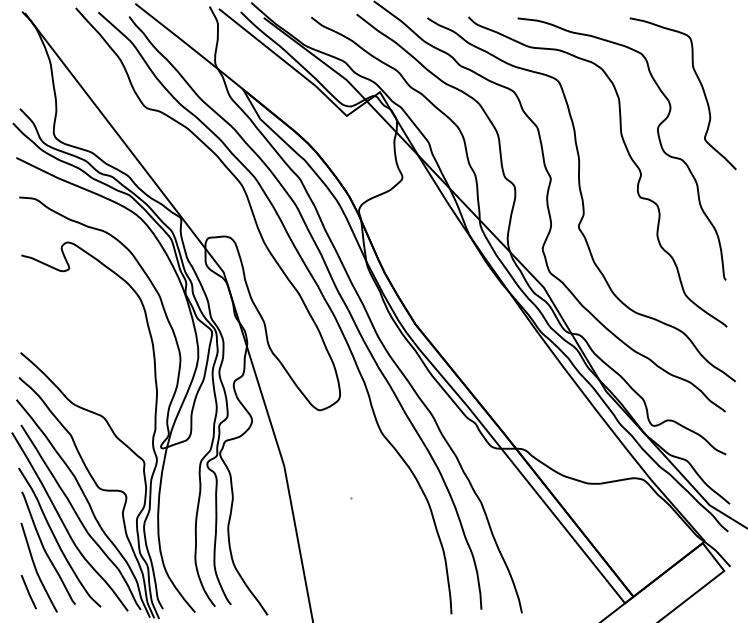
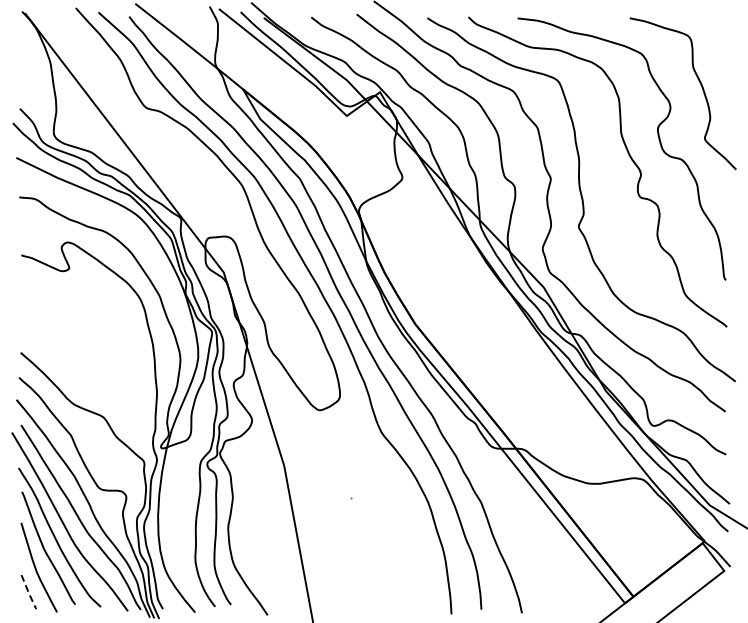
line: solid -> dashed (28, 592)
